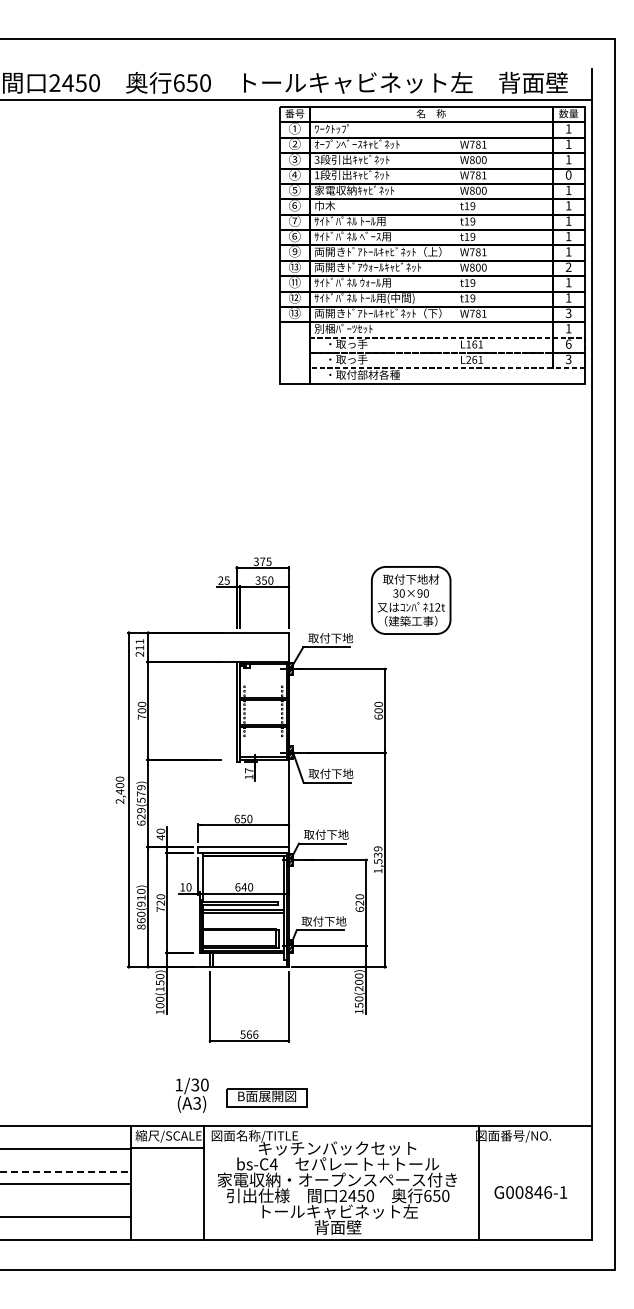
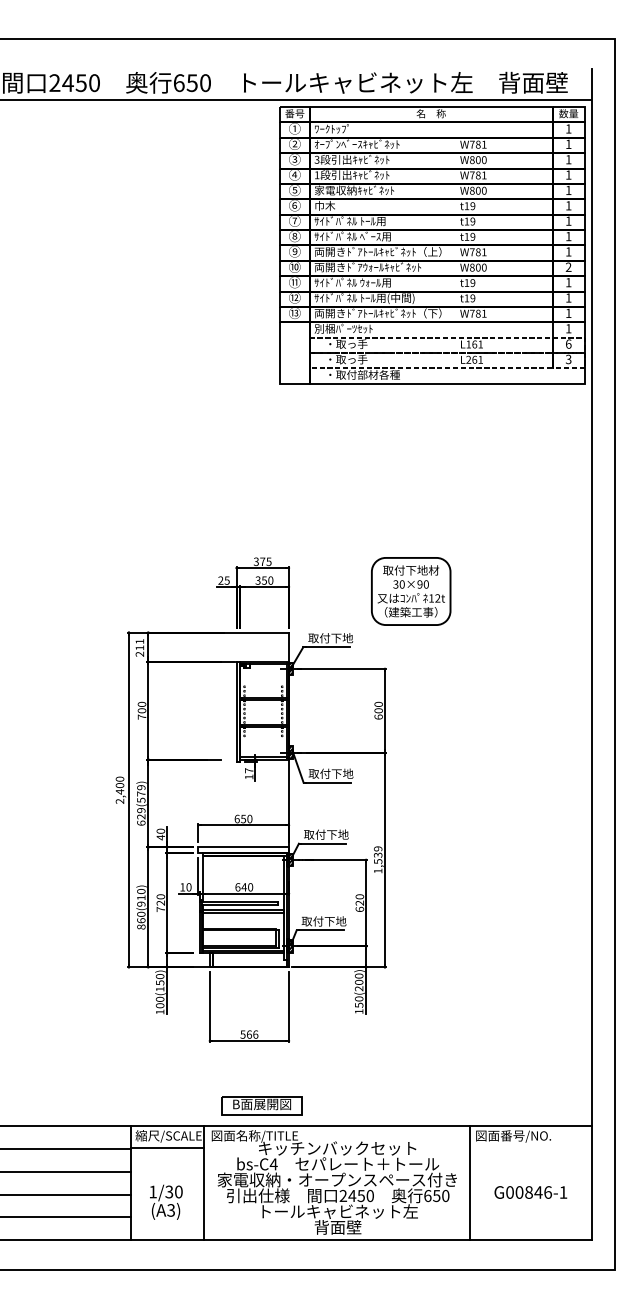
text: 0 -> 1 (568, 174)
text: ⑥ -> ⑧ (294, 236)
text: ⑬ -> ⑩ (296, 266)
text: 3 -> 1 (568, 313)
part position: (411, 600) -> (411, 591) (411, 591)
text position: (192, 1094) -> (166, 1201) (166, 1201)
part position: (266, 1097) -> (261, 1105) (261, 1105)
line: dashed -> solid (66, 1171)
line position: (66, 1183) -> (66, 1194) (66, 1194)
line position: (478, 1183) -> (469, 1183) (469, 1183)
